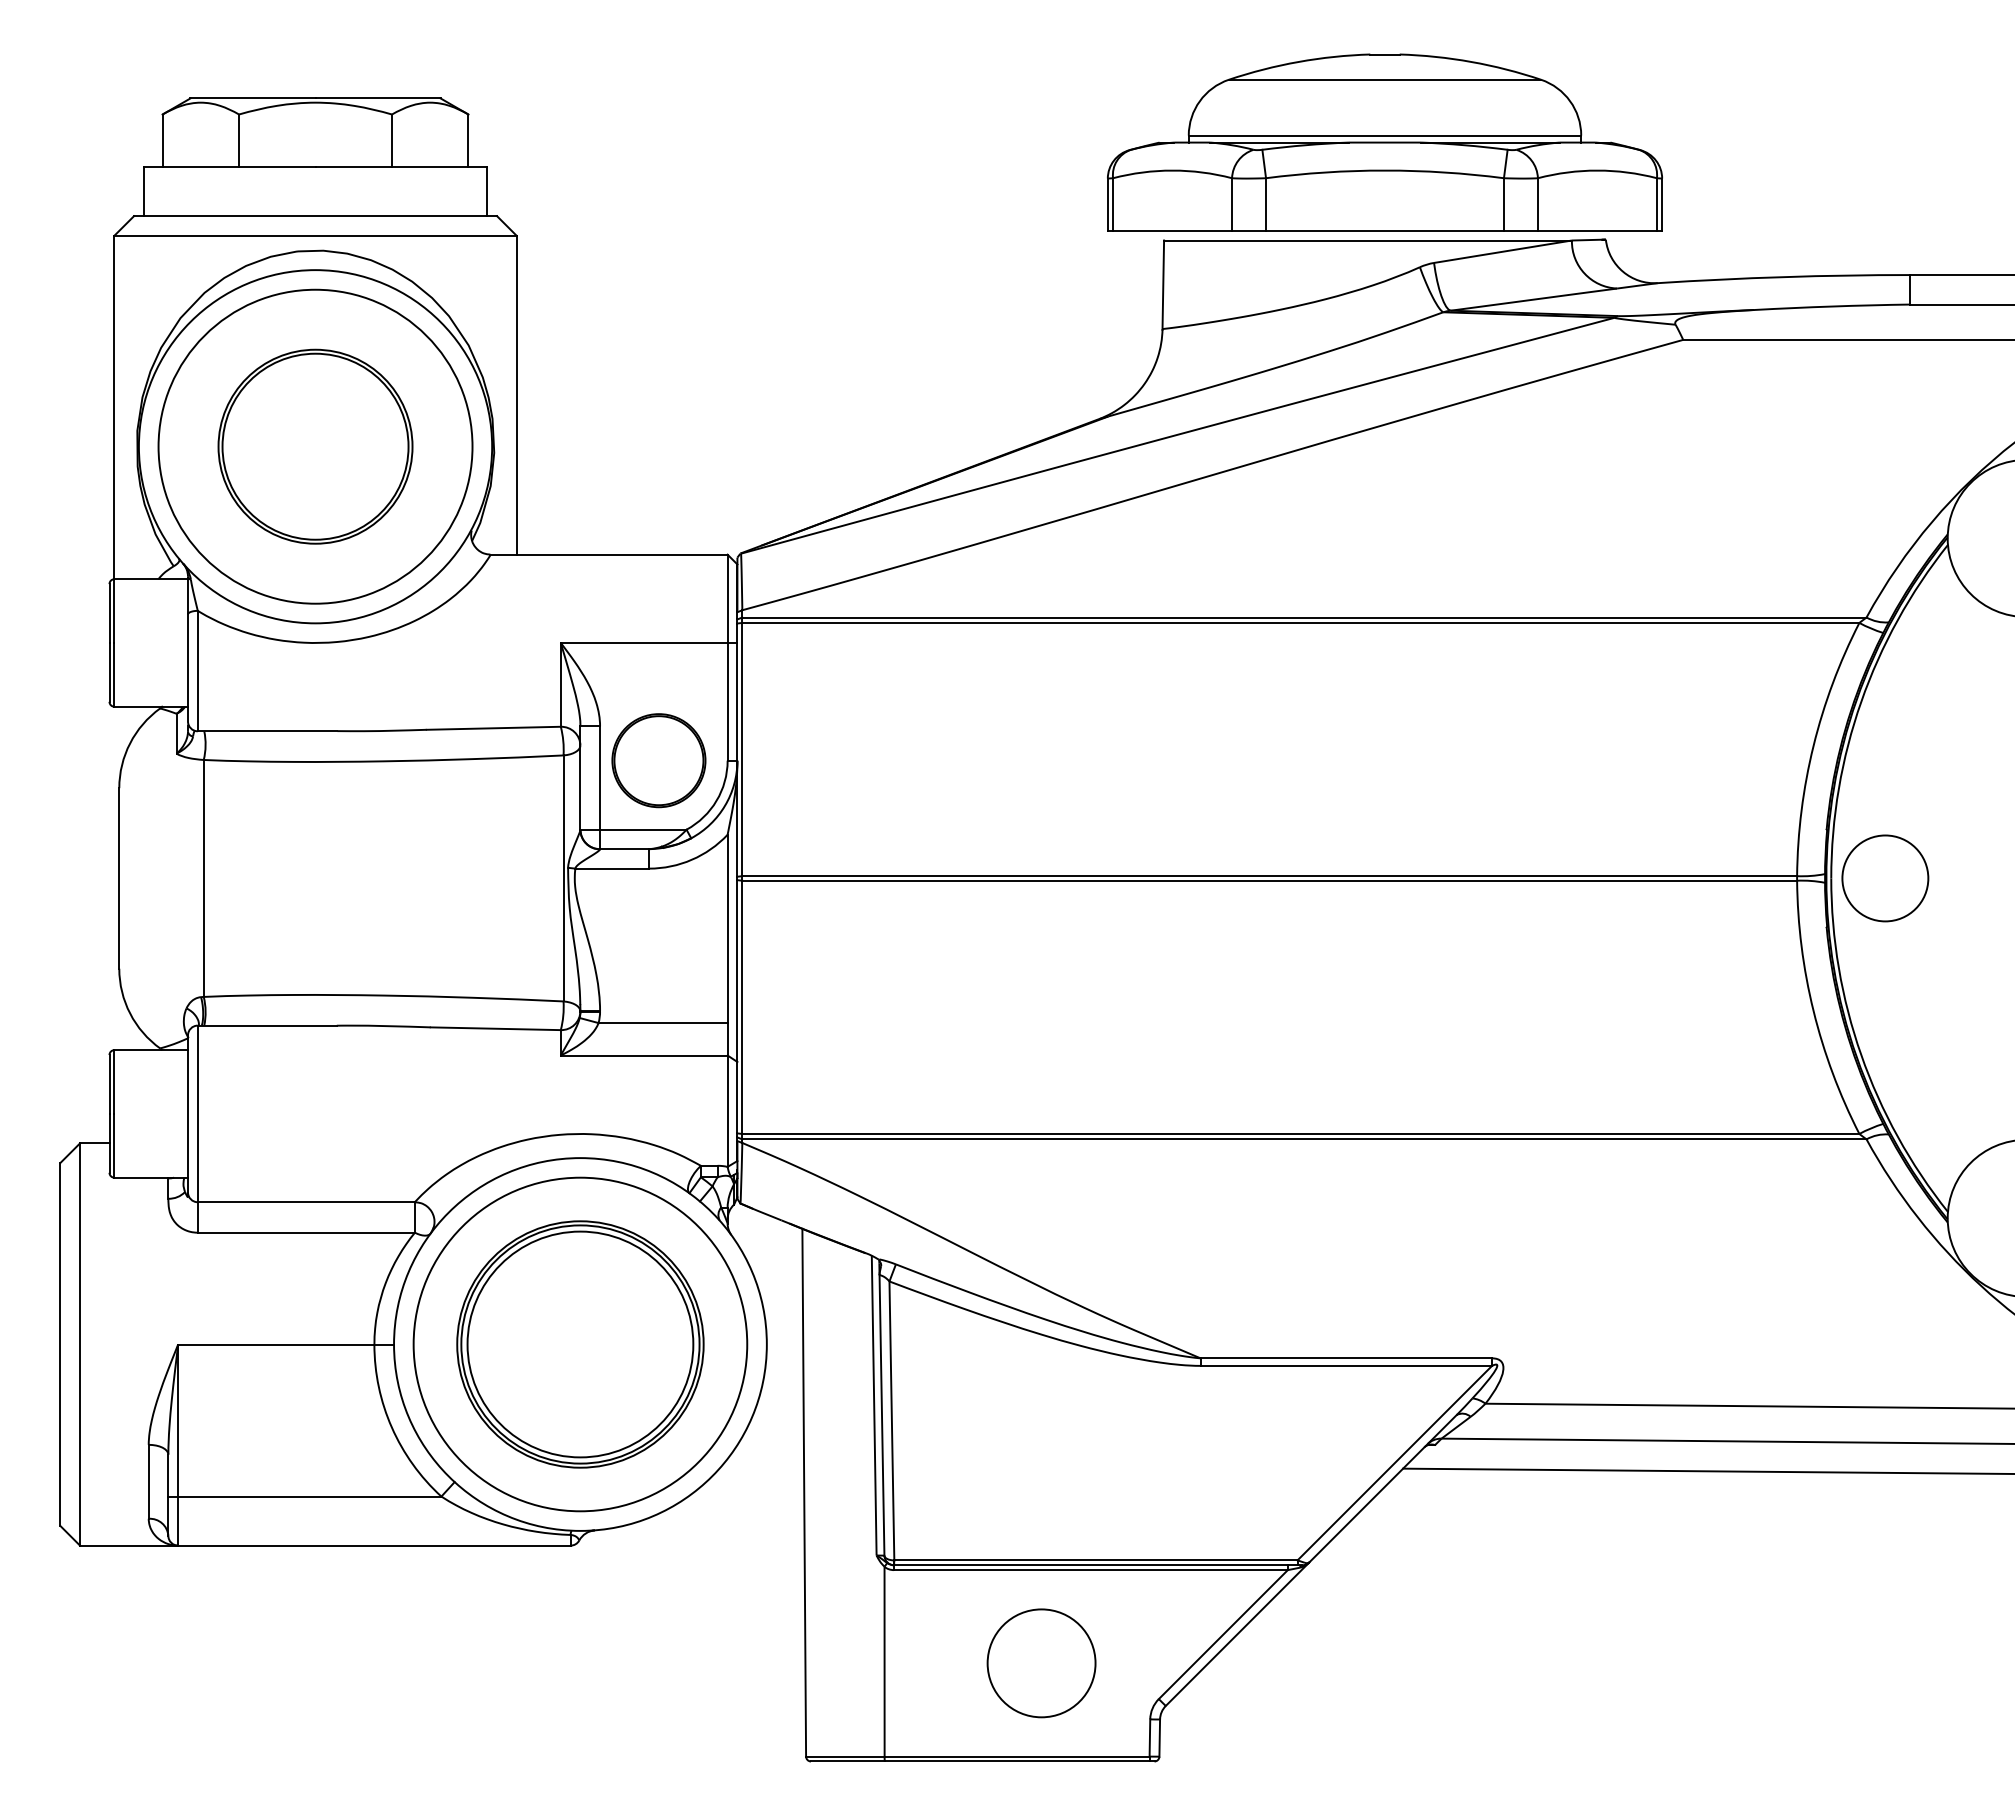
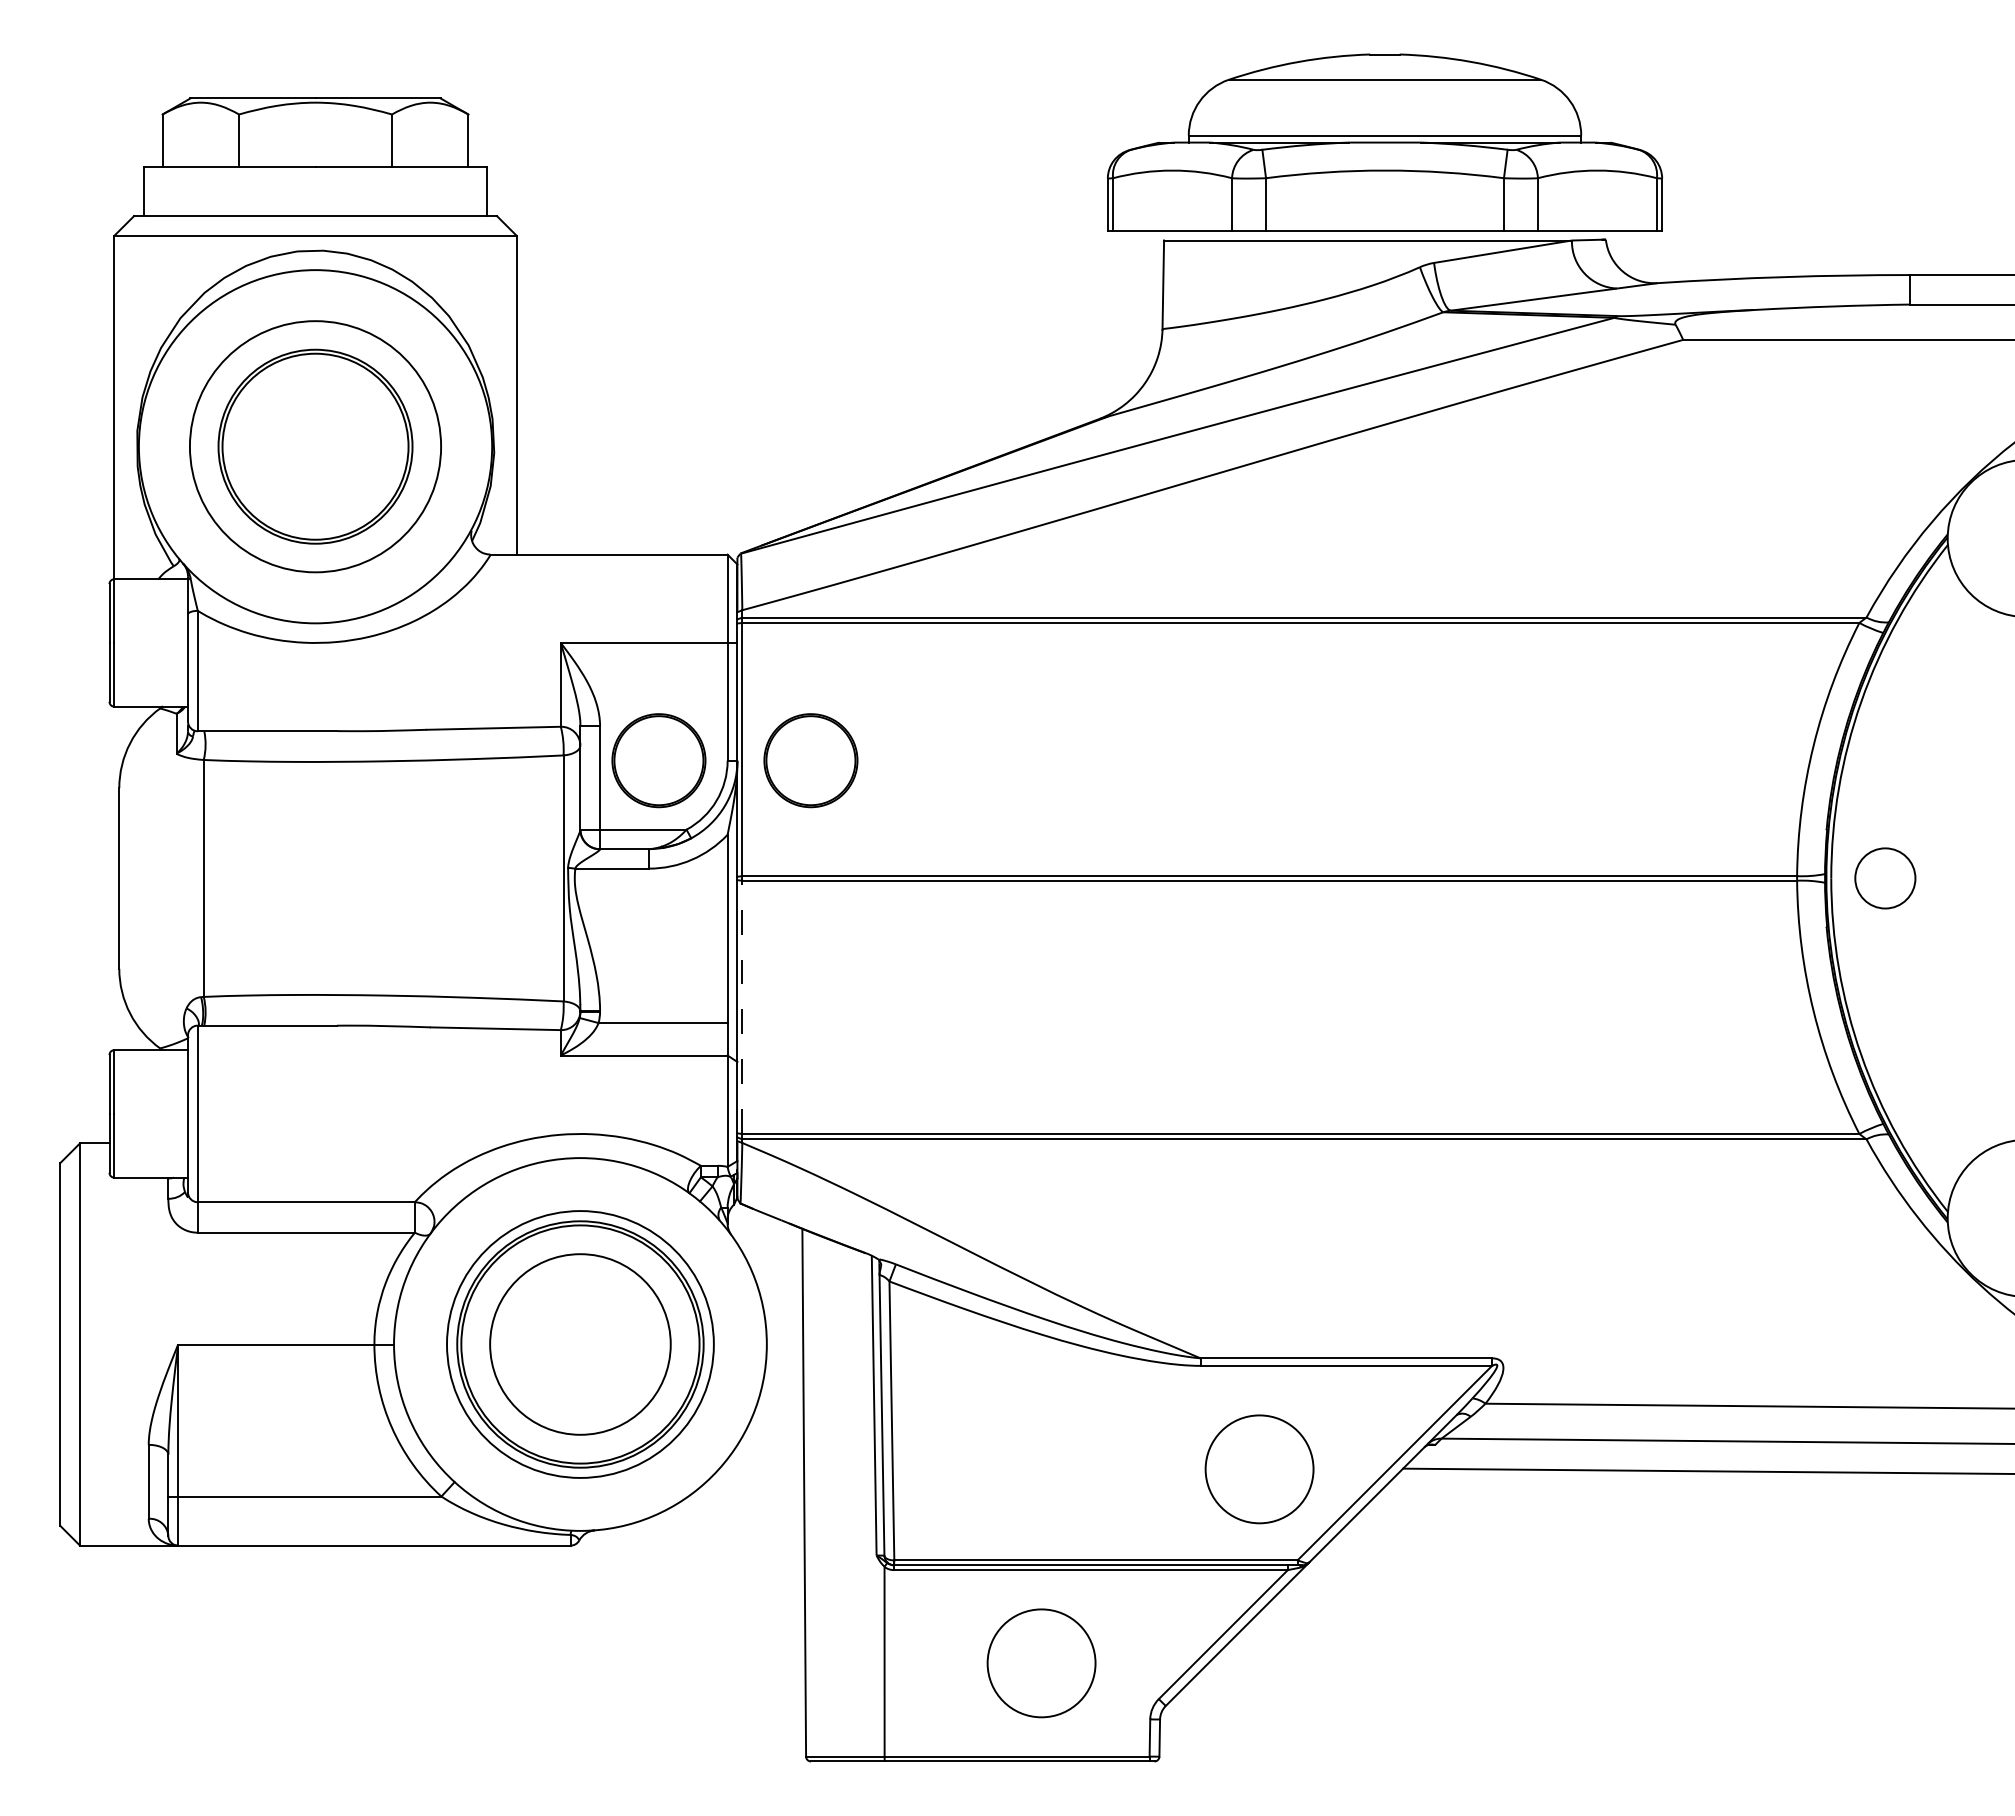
circle diameter: 314 px -> 251 px (315, 446)
part: none -> present (810, 760)
circle diameter: 86 px -> 60 px (1885, 878)
line: solid -> dashed (742, 1007)
circle diameter: 226 px -> 181 px (580, 1344)
circle diameter: 334 px -> 267 px (580, 1344)
circle: none -> present (1259, 1469)
